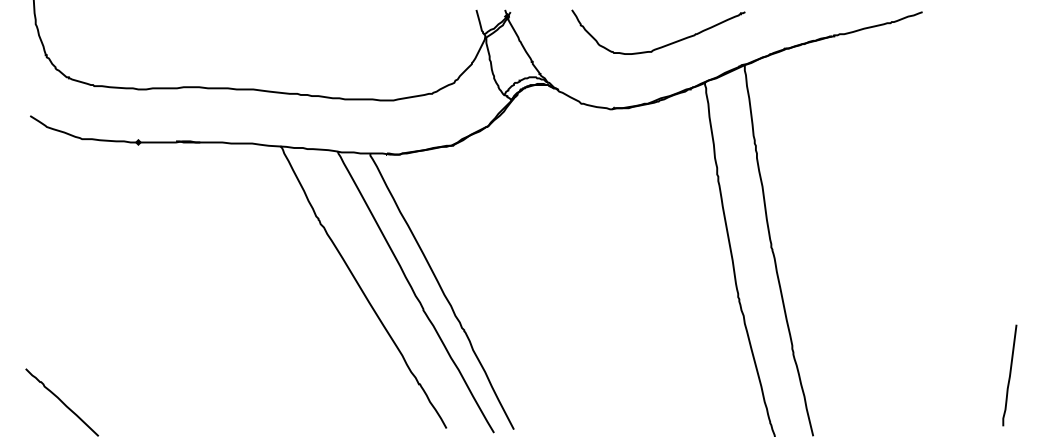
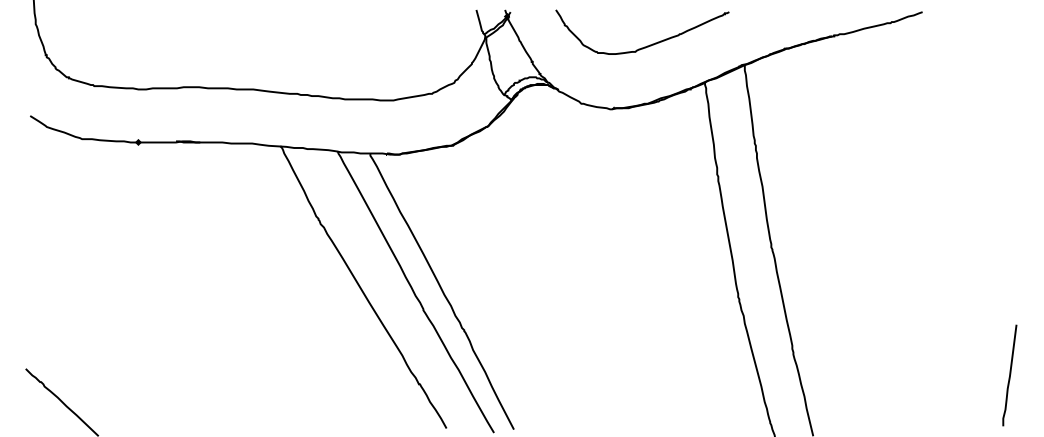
curve position: (663, 45) -> (647, 45) (647, 45)
